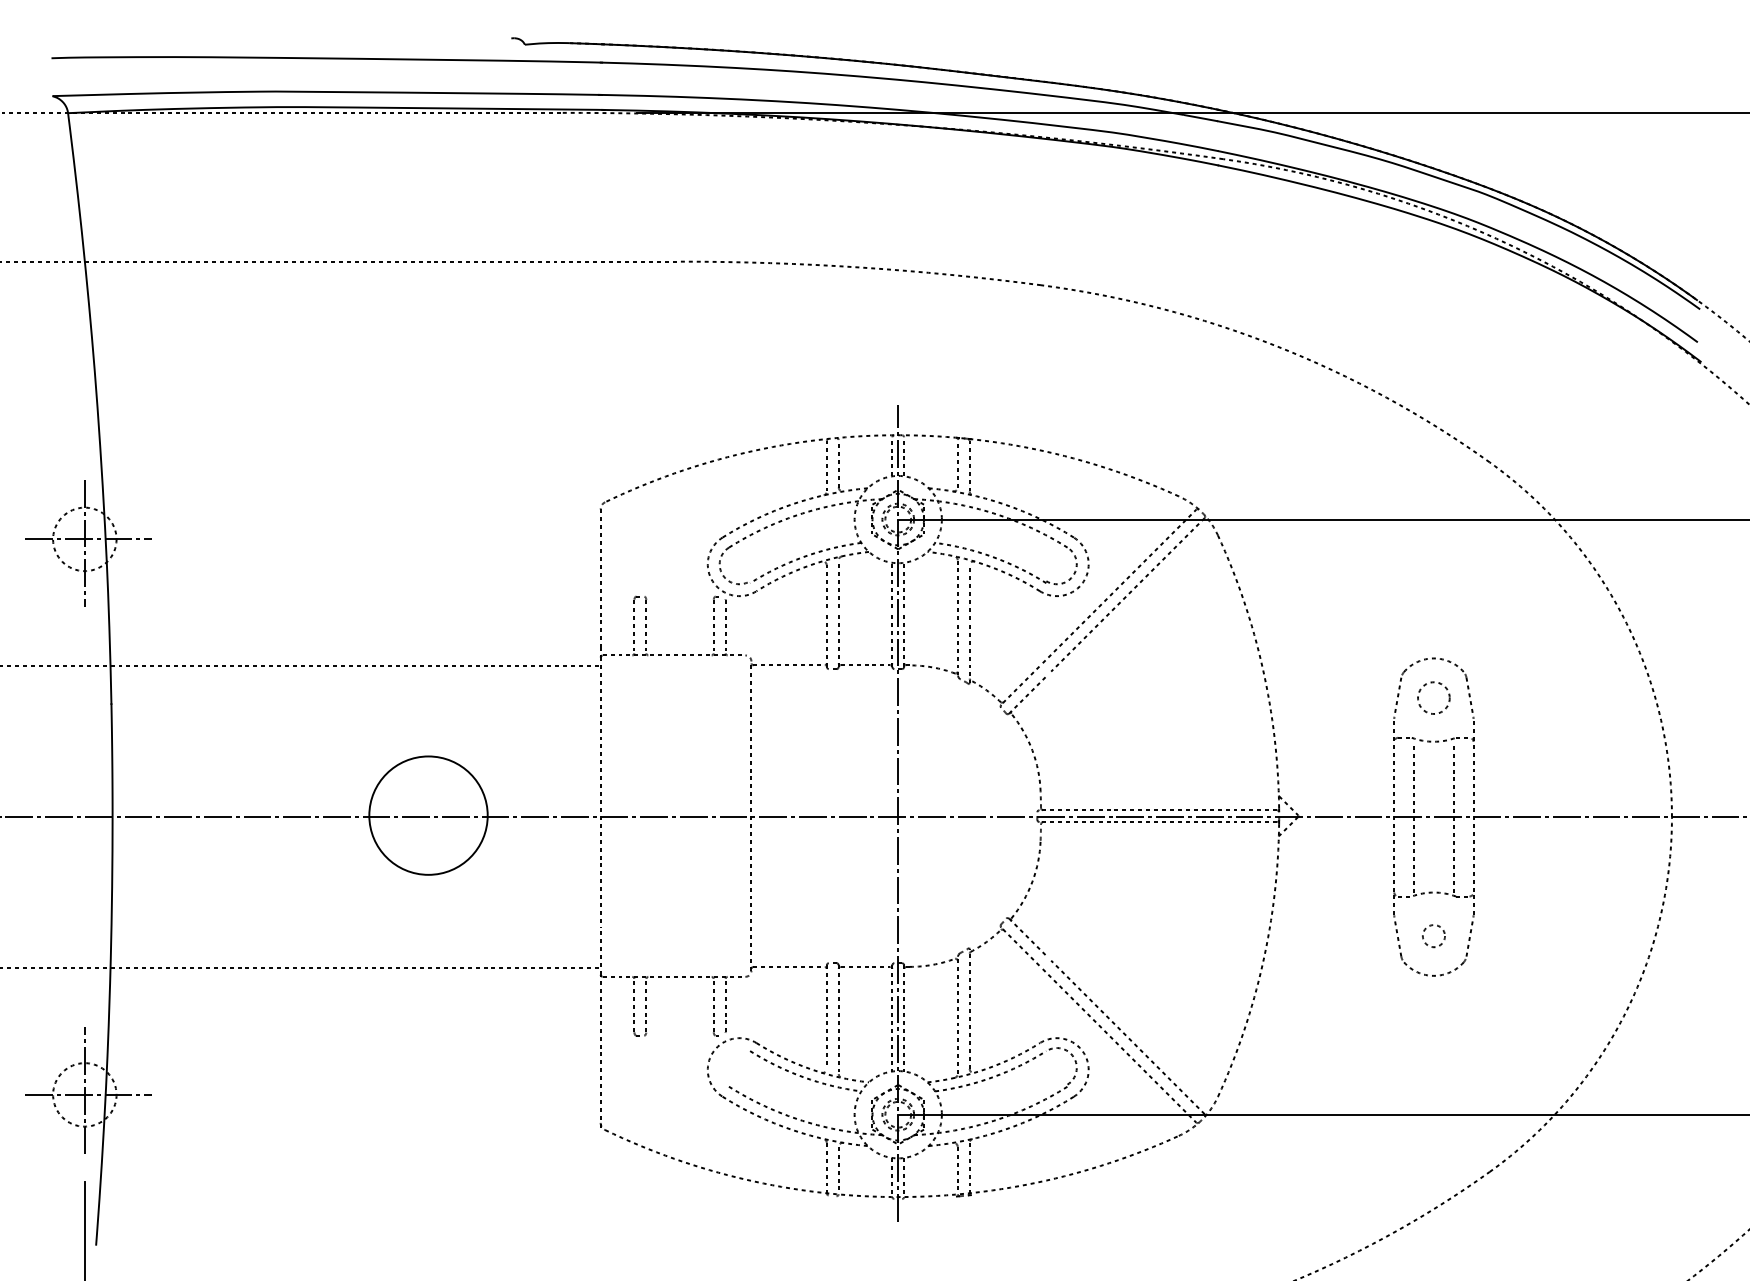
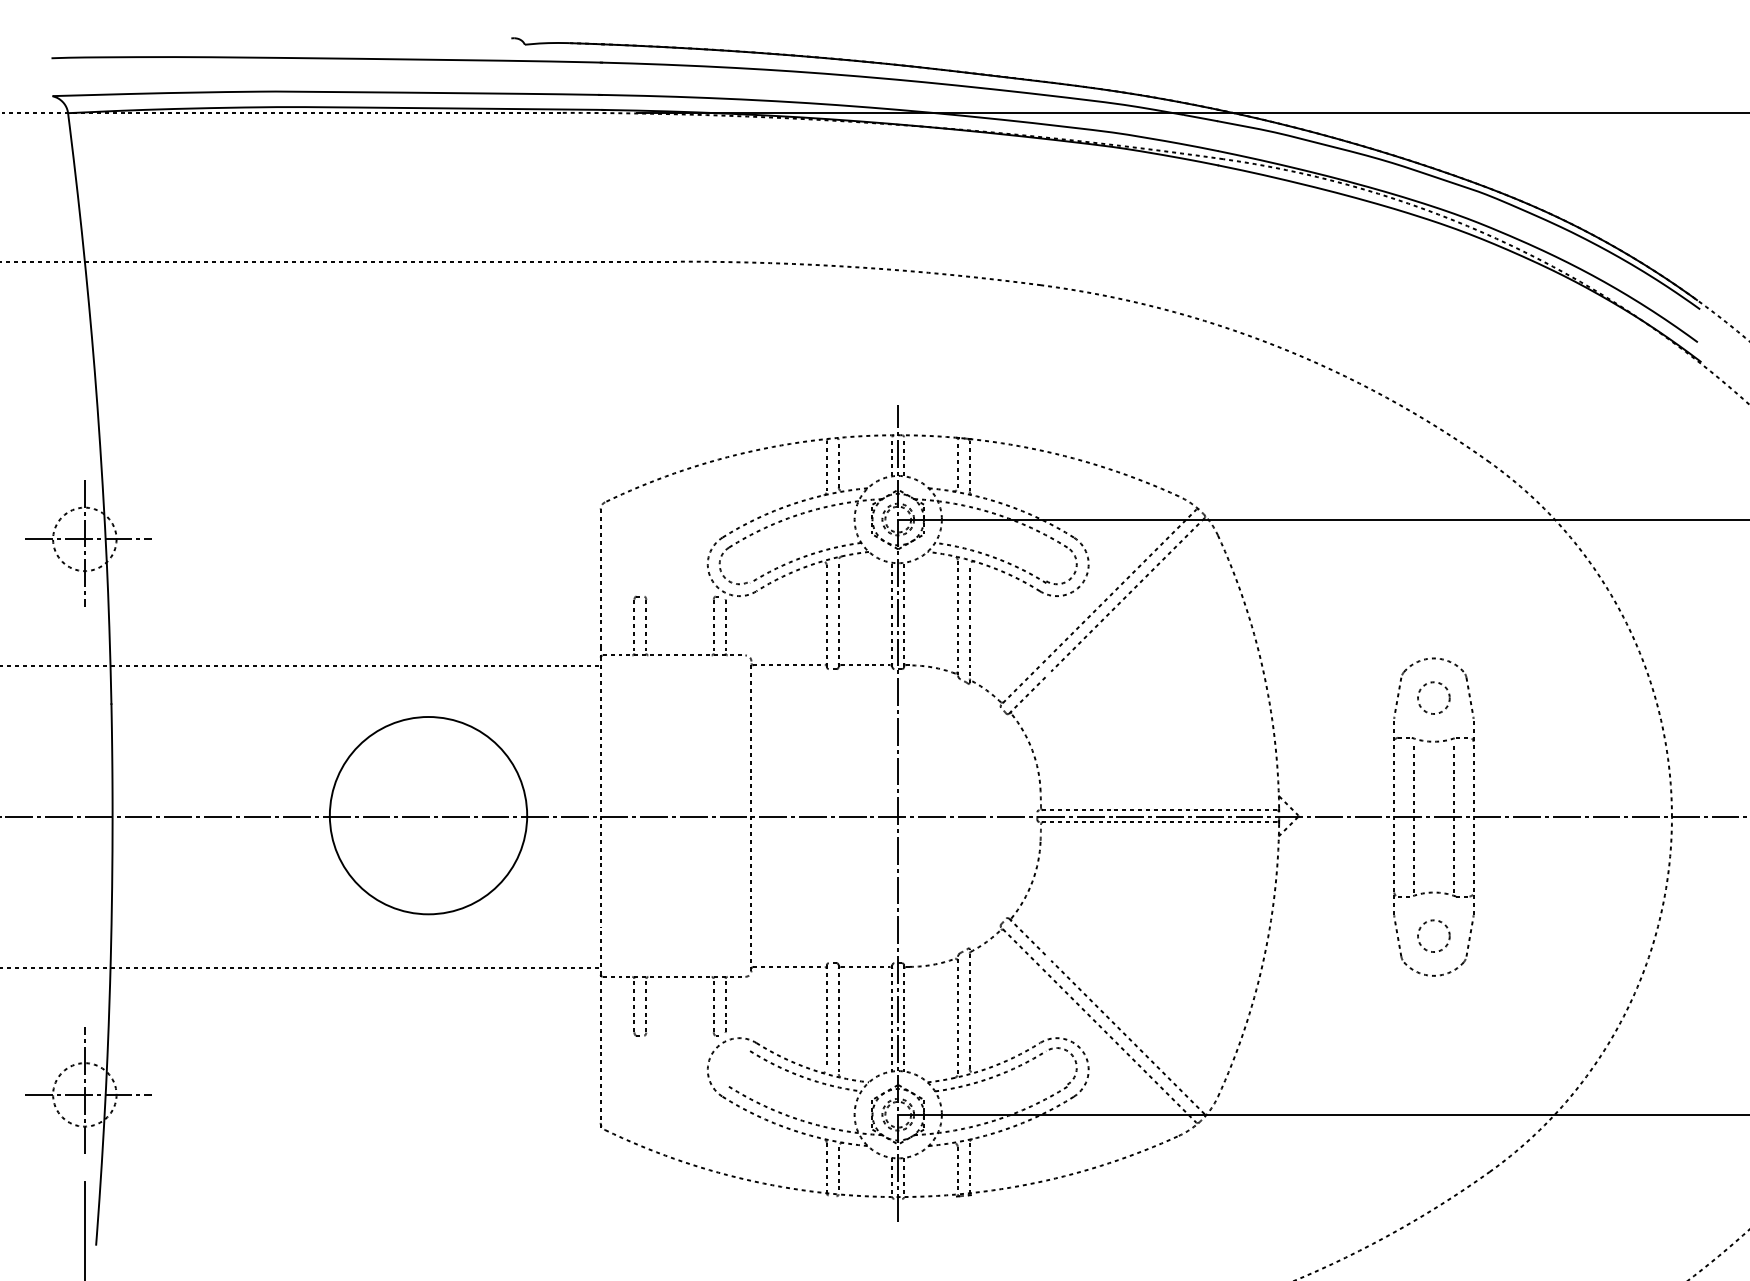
circle diameter: 118 px -> 197 px (428, 815)
circle size: 24x25 px -> 34x34 px (1433, 935)
